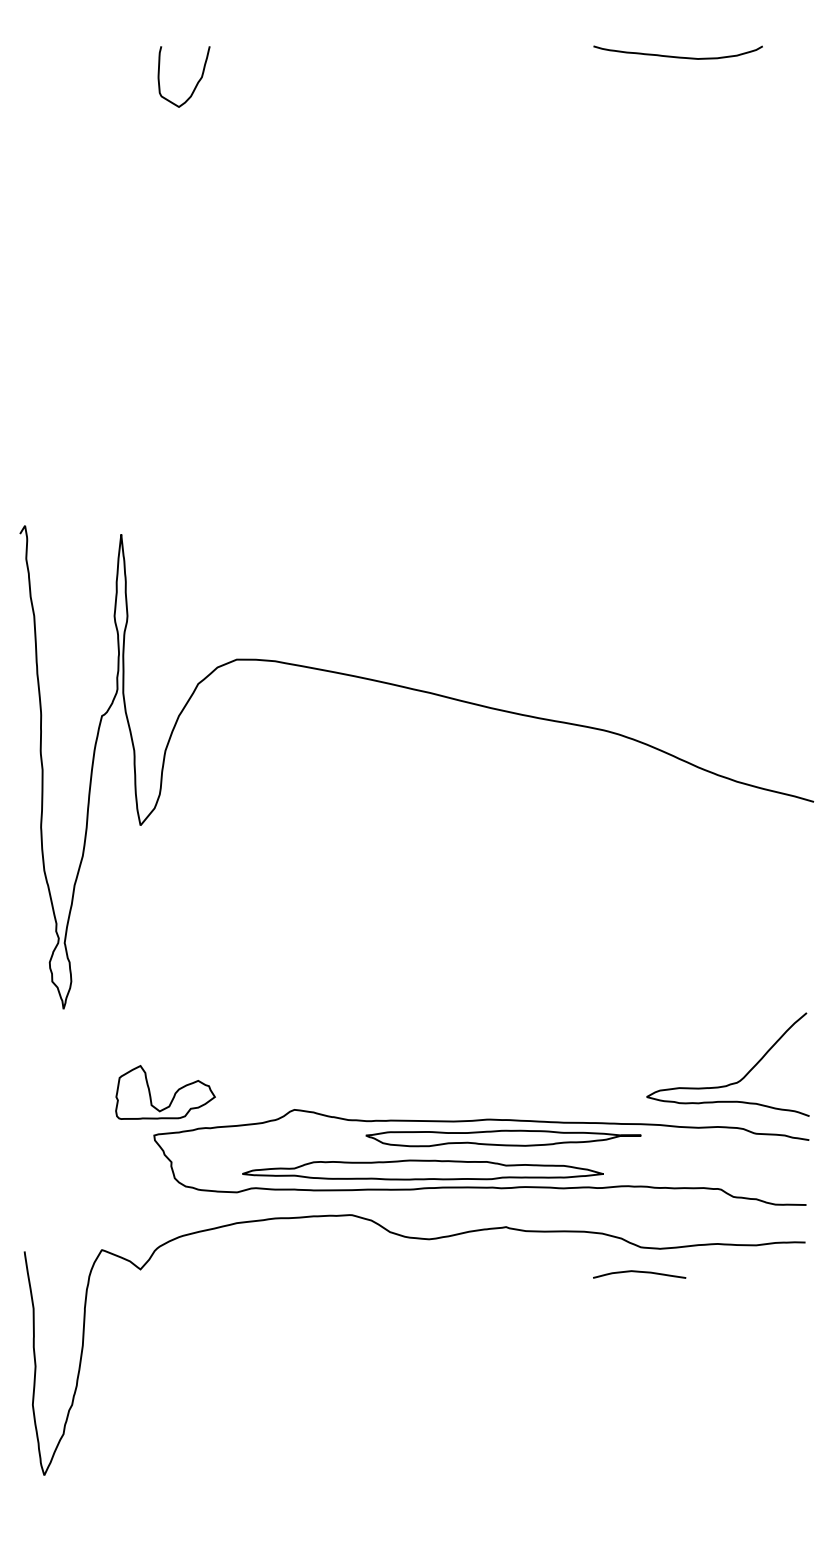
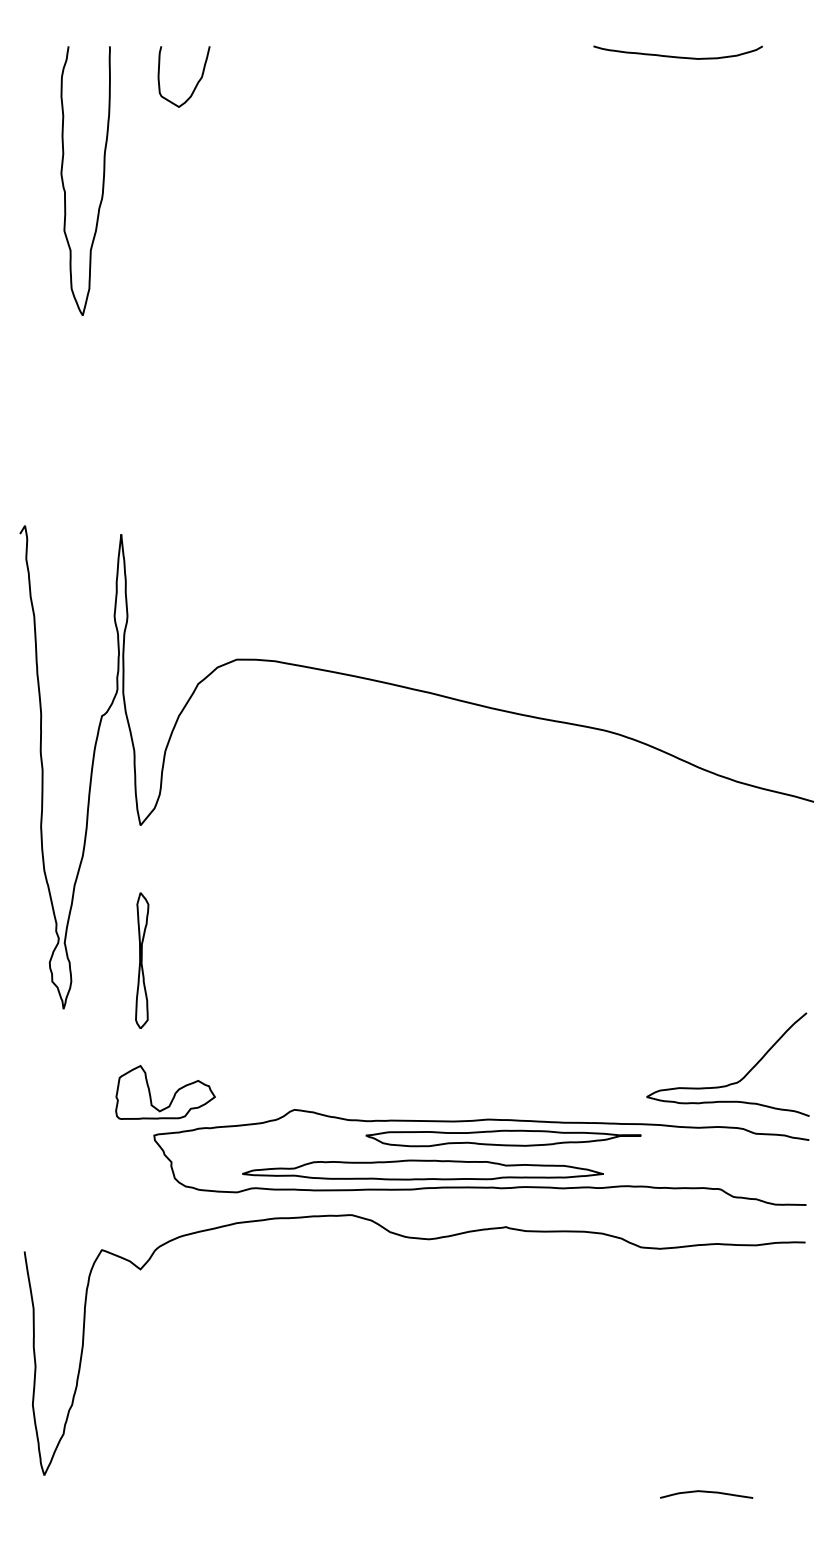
curve: none -> present (102, 180)
part: none -> present (142, 960)
curve position: (639, 1272) -> (706, 1492) (706, 1492)
